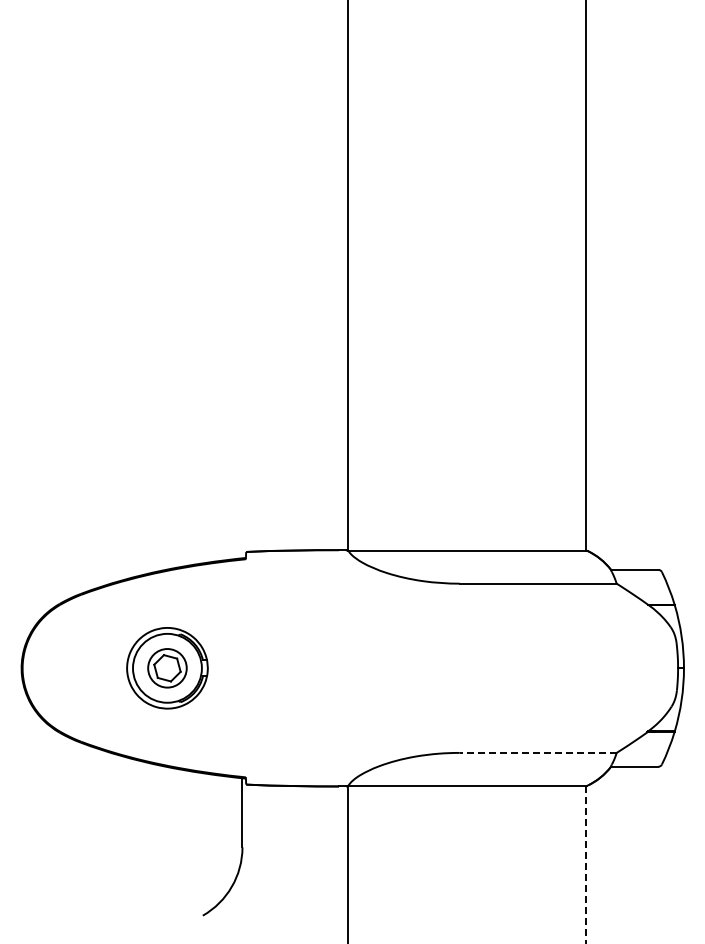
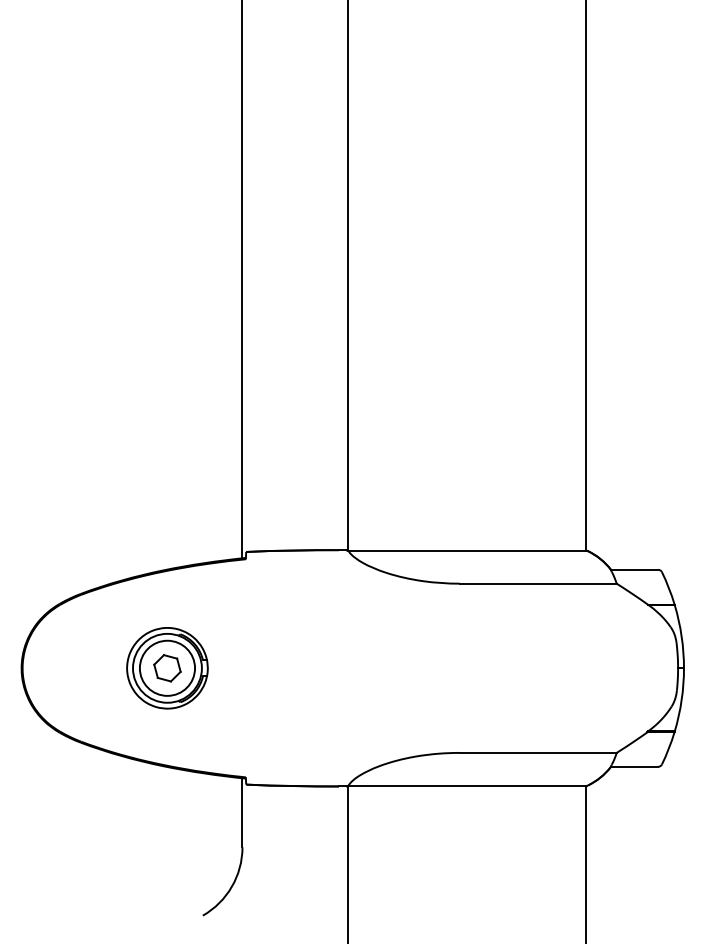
line: none -> present (242, 280)
circle diameter: 39 px -> 55 px (167, 667)
line: dashed -> solid (537, 752)
line: dashed -> solid (585, 864)
